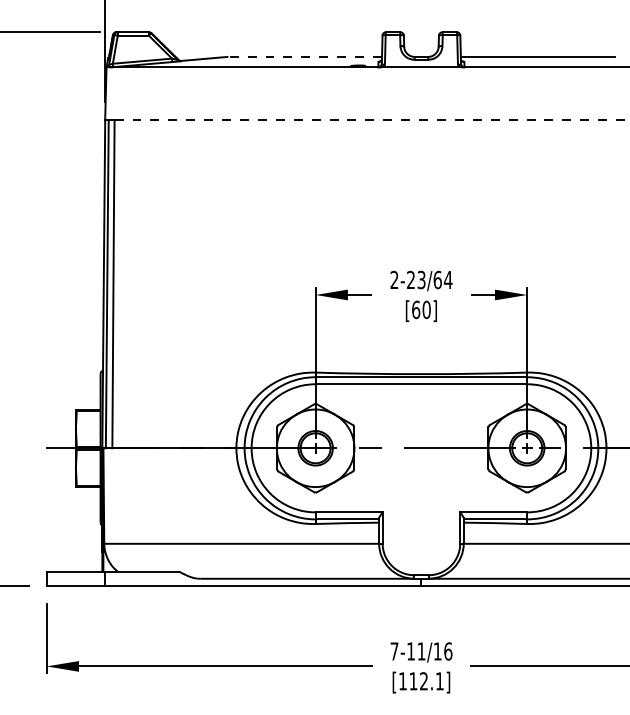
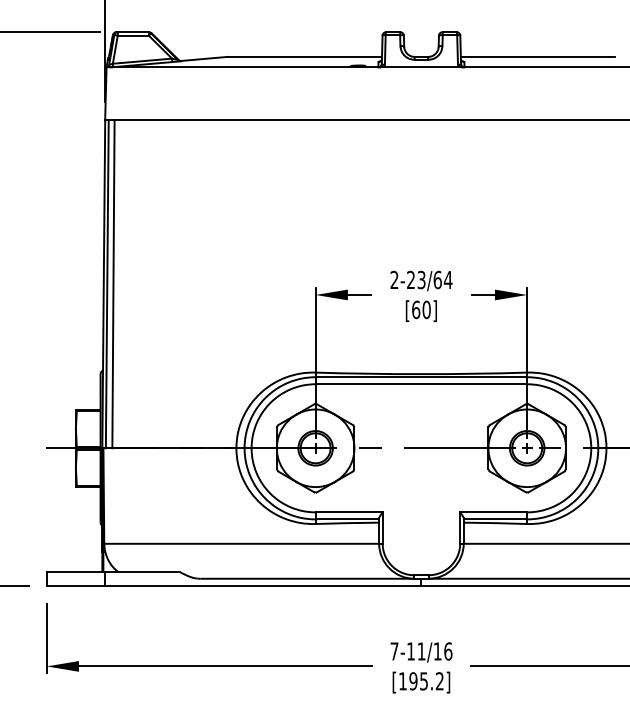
line: dashed -> solid (304, 56)
line: dashed -> solid (372, 120)
text: [112.1] -> [195.2] (426, 681)
